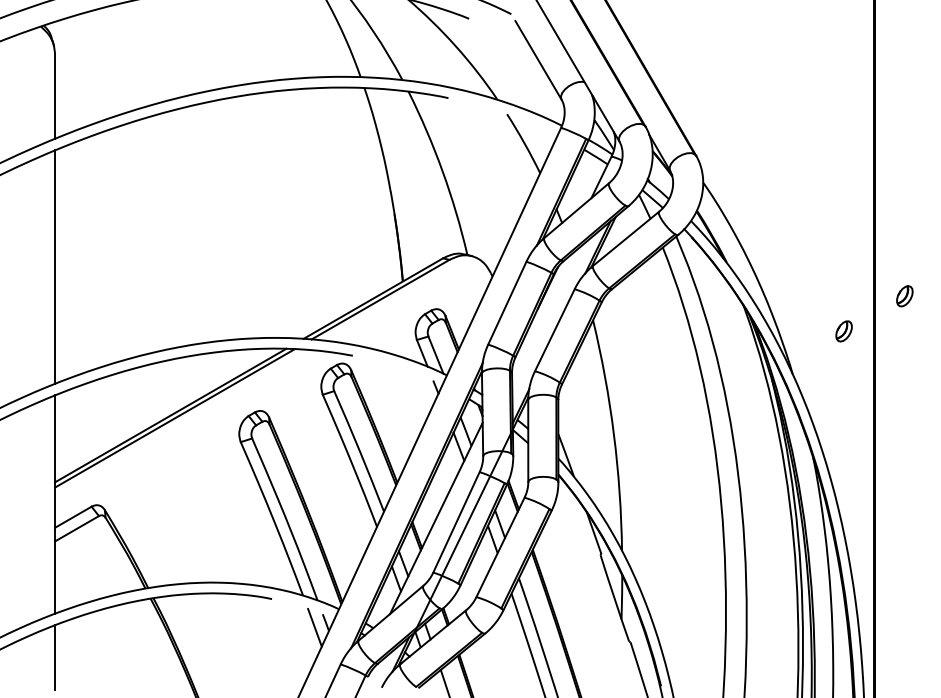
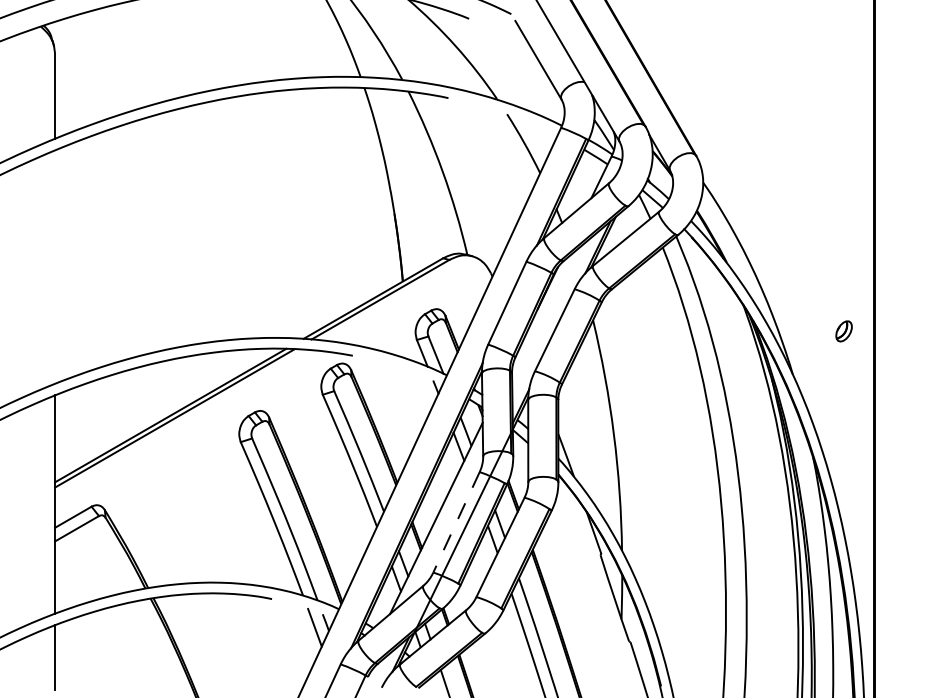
line: present -> none (55, 266)
part: present -> none (904, 296)
line: solid -> dashed (456, 522)
